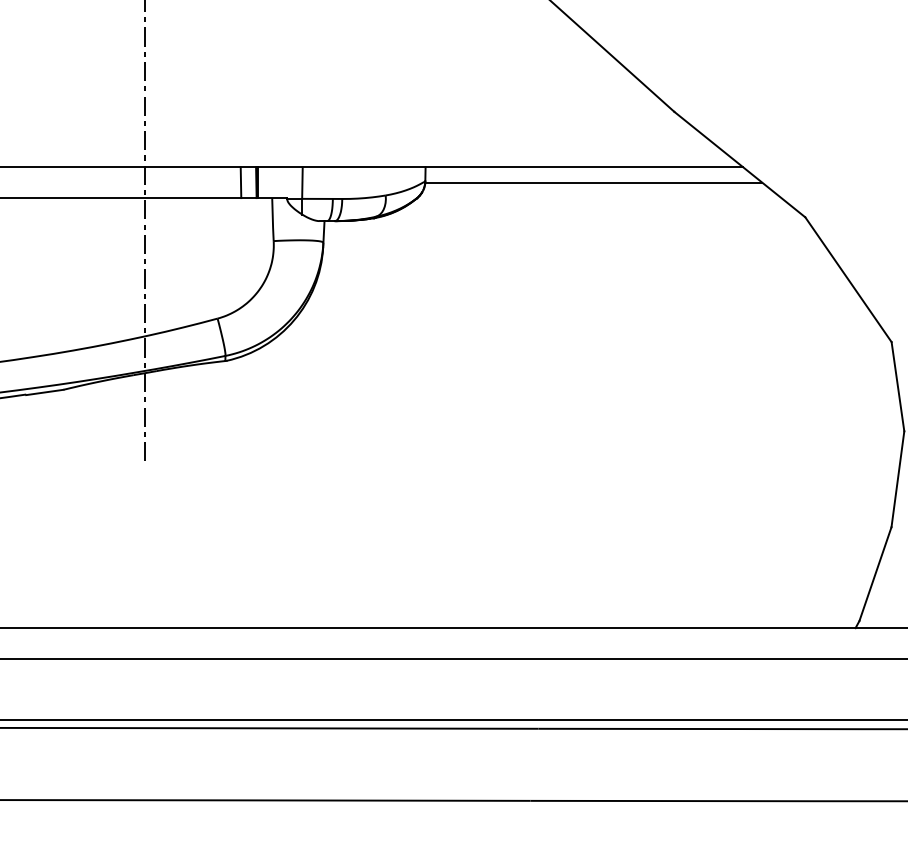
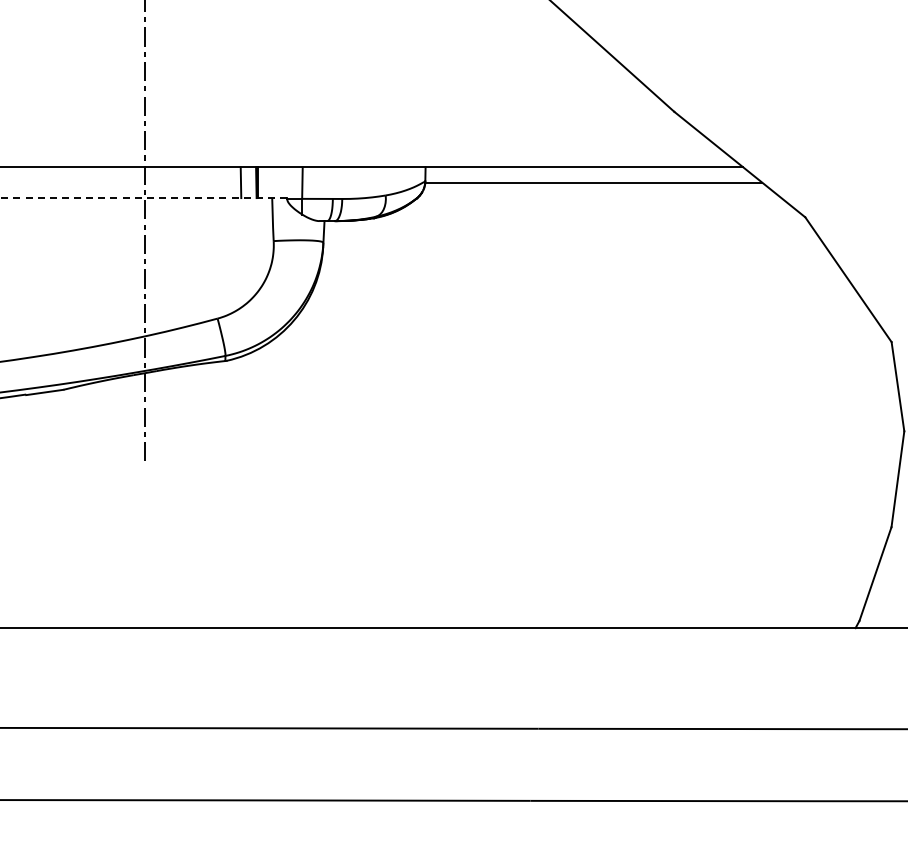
line: solid -> dashed (143, 198)
line: present -> none (453, 658)
line: present -> none (453, 720)
